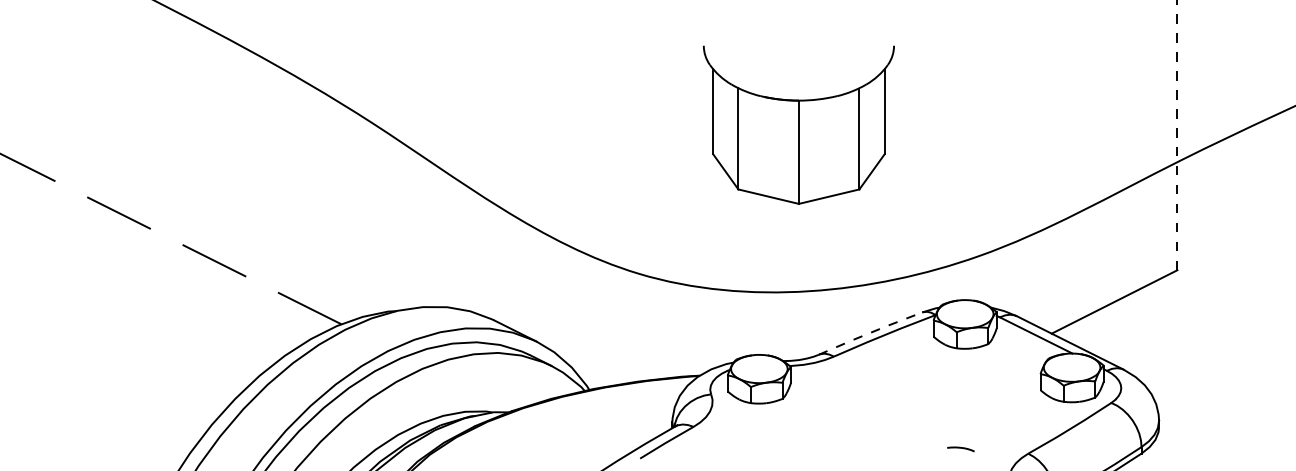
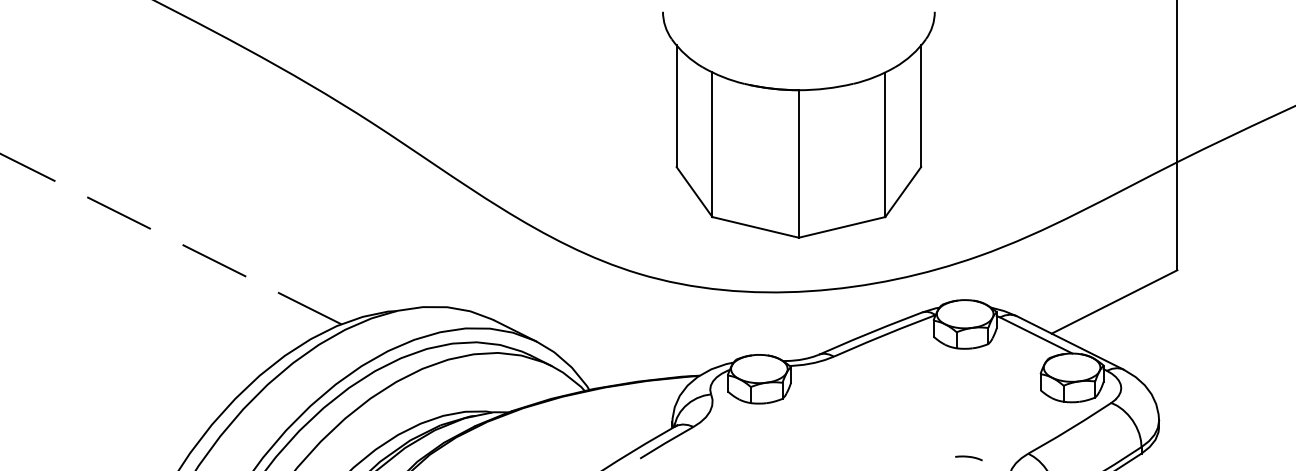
part size: 193x160 px -> 274x228 px (798, 124)
line: dashed -> solid (1177, 135)
line: dashed -> solid (870, 332)
curve position: (960, 448) -> (968, 457) (968, 457)
